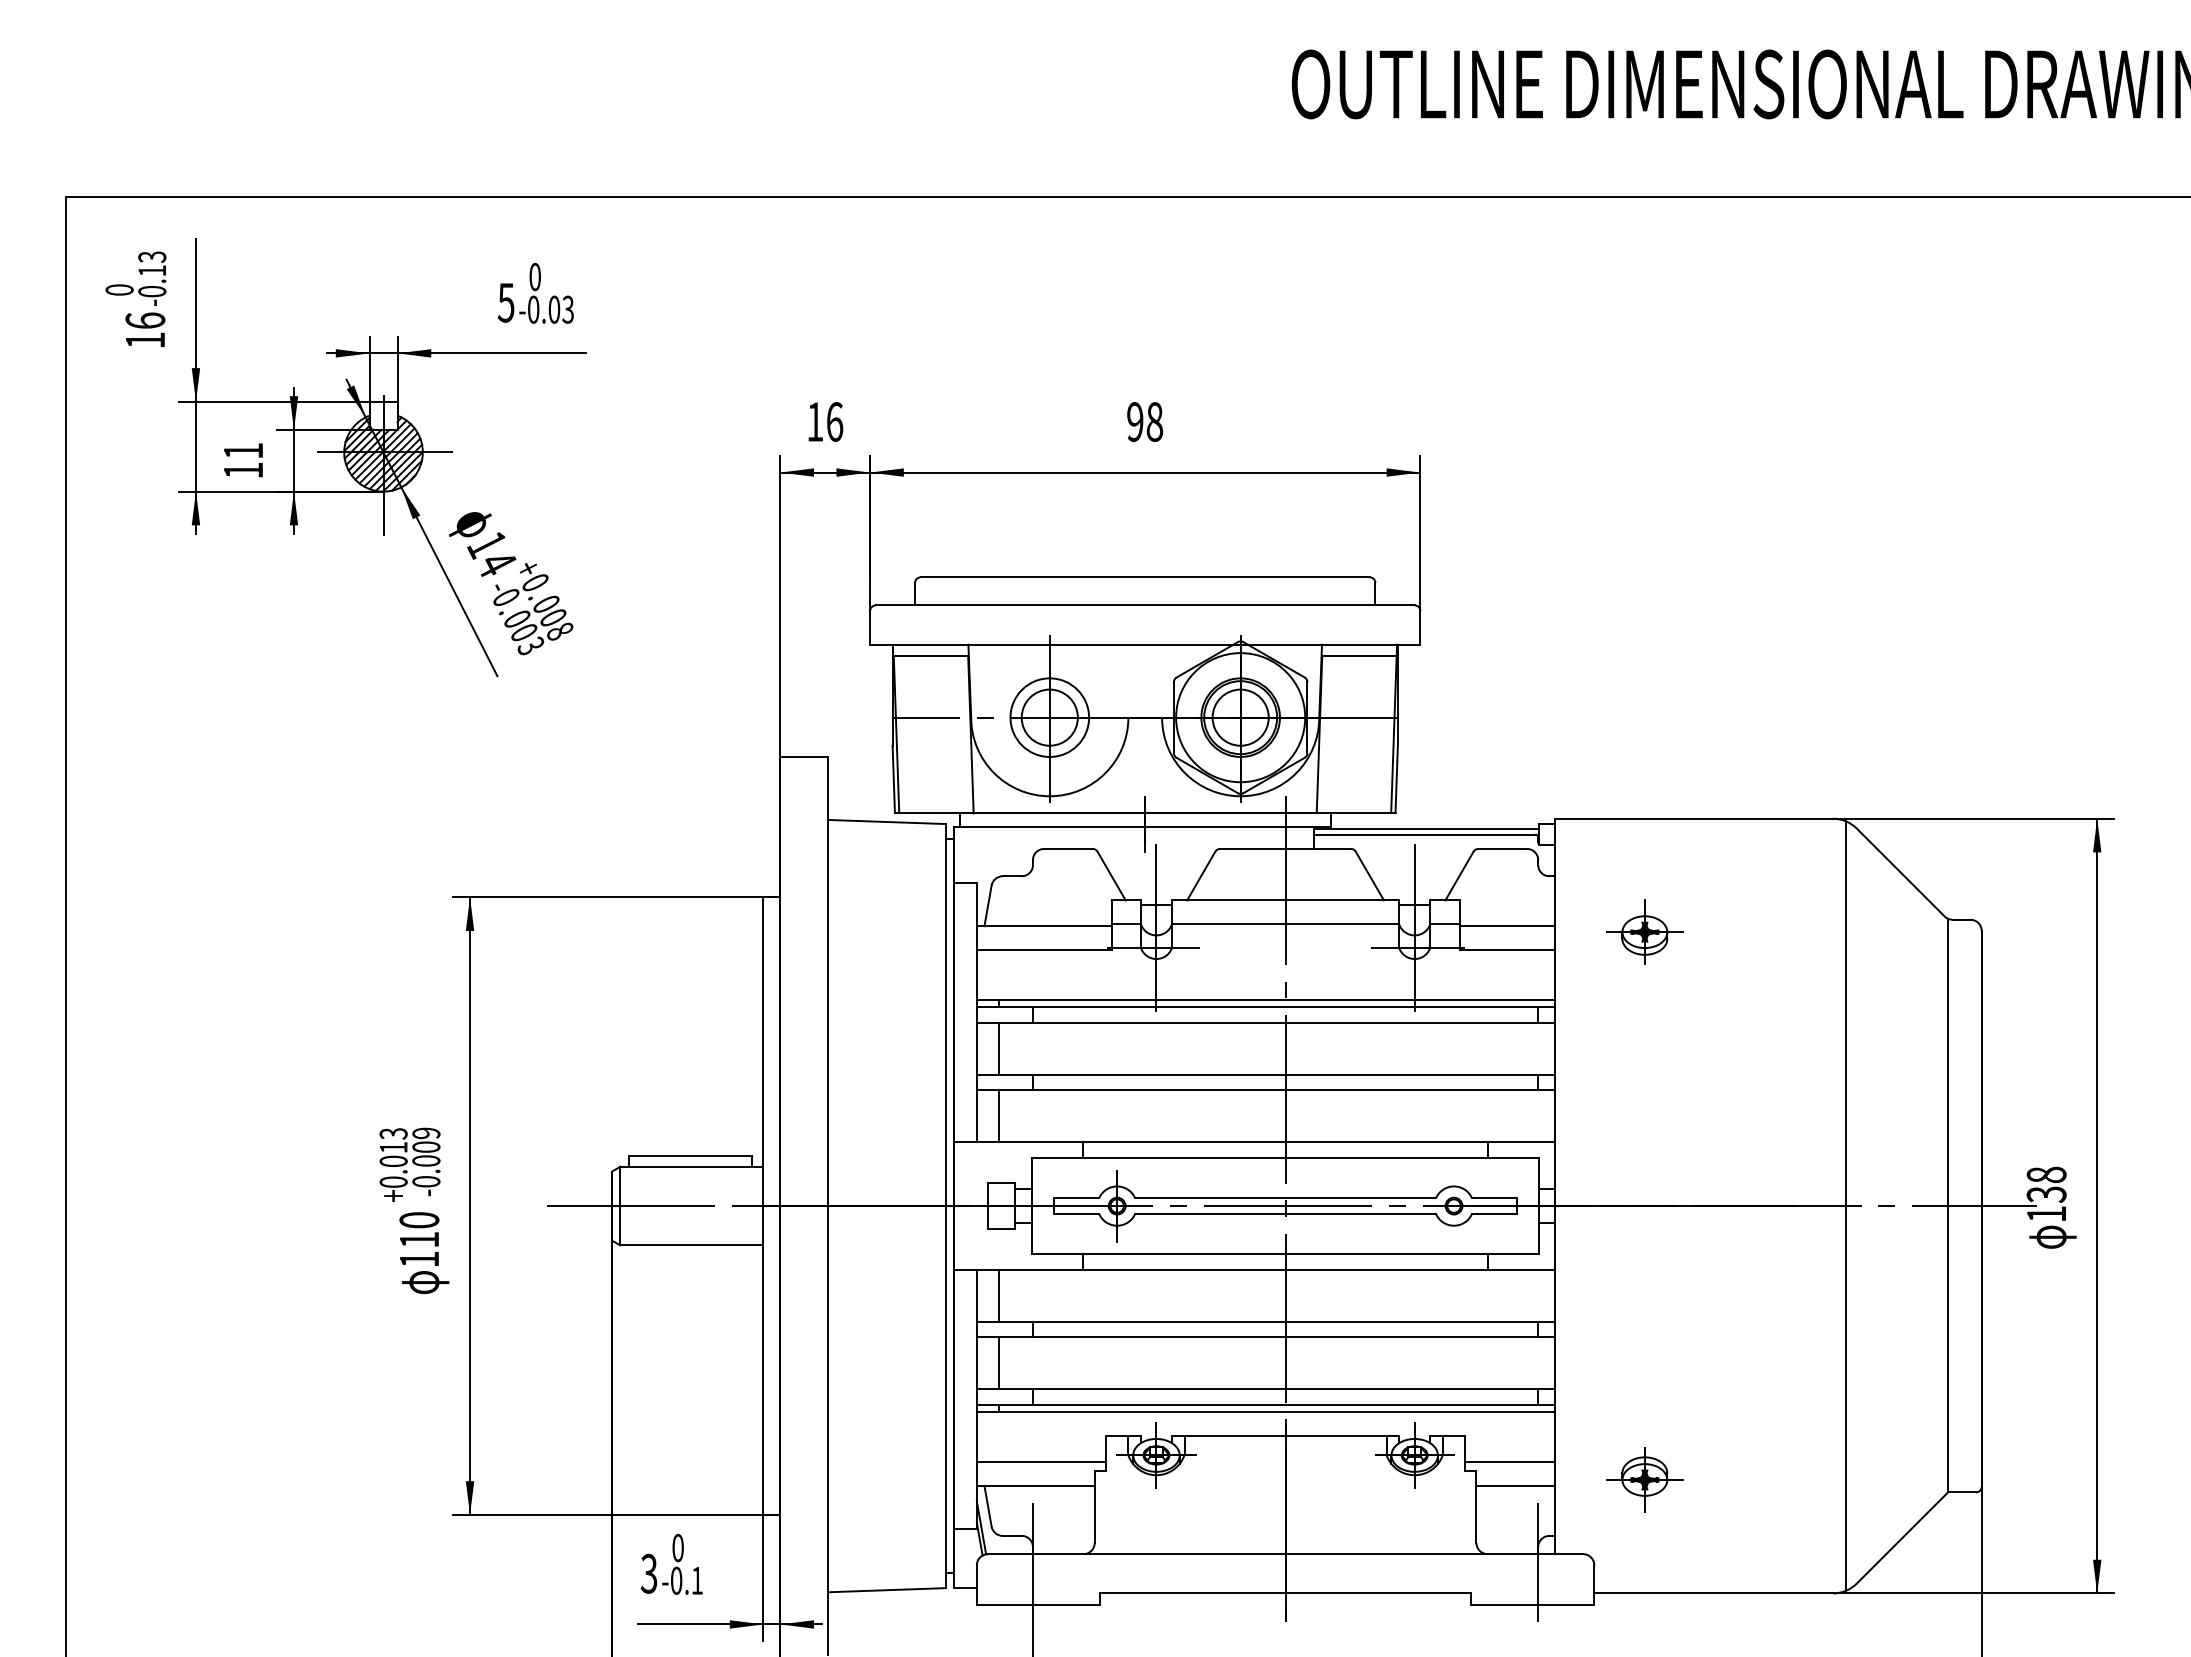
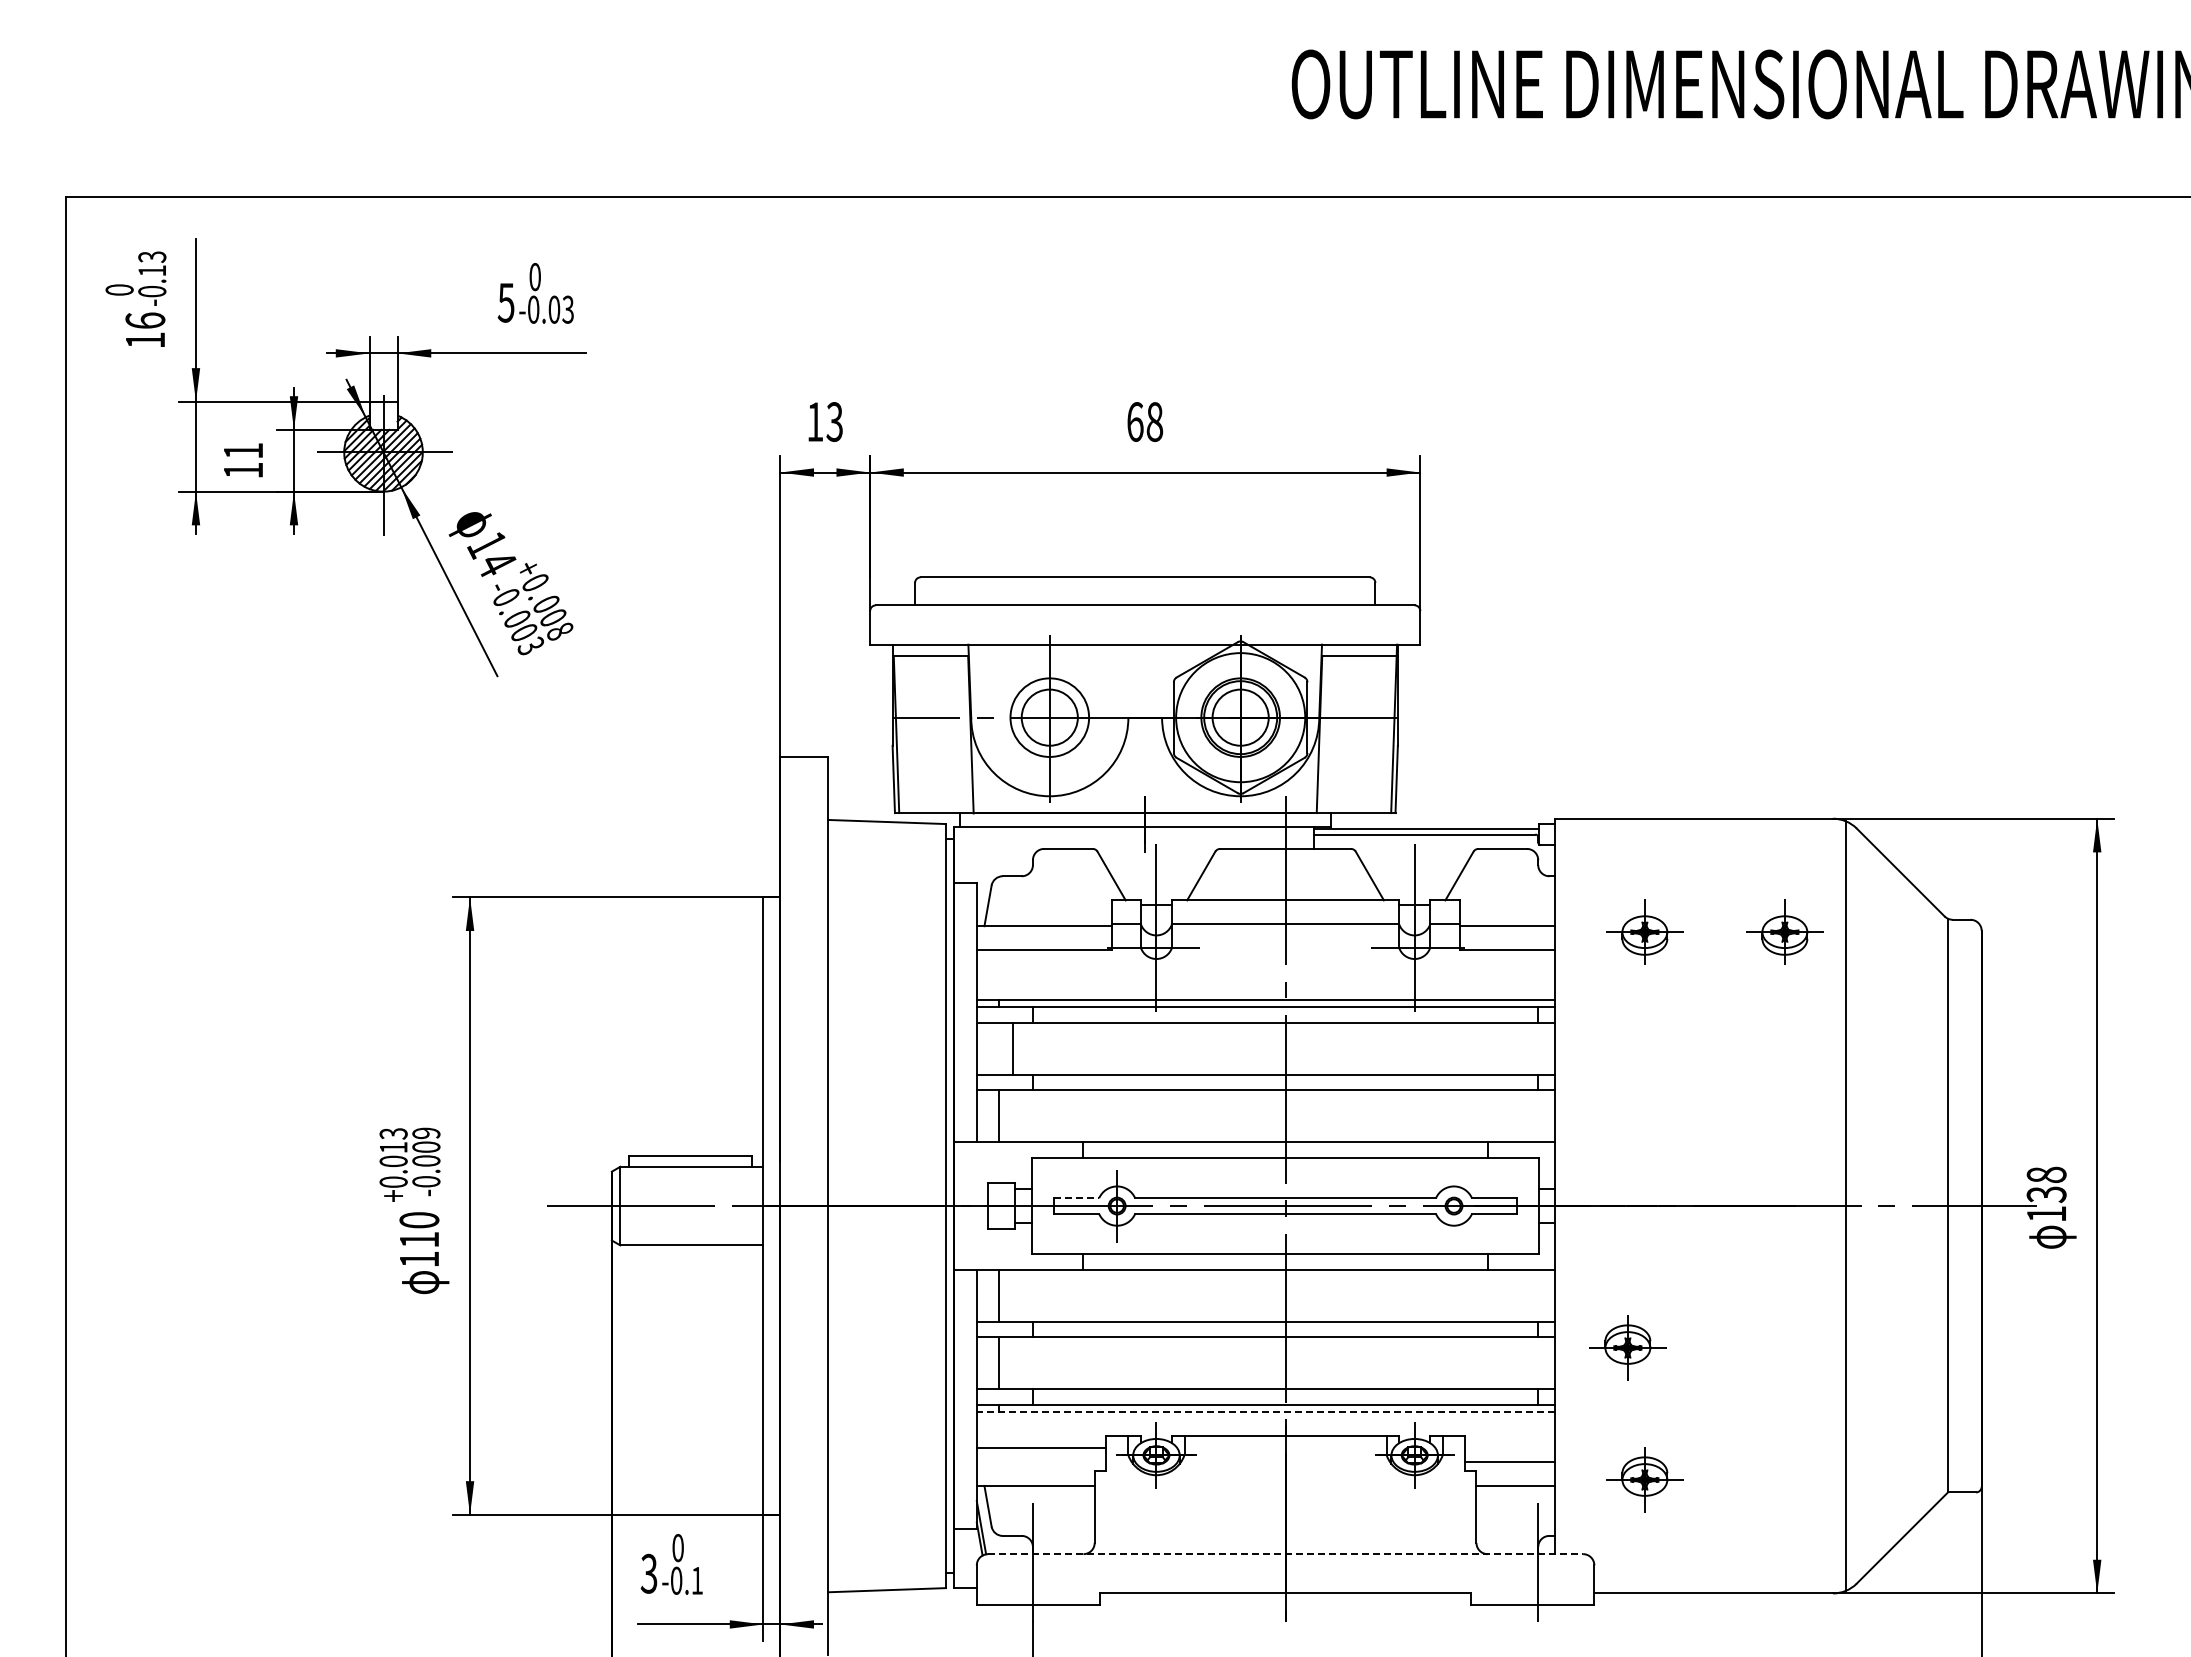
text: 16 -> 13 (834, 421)
text: 98 -> 68 (1135, 421)
part: none -> present (1784, 931)
line position: (999, 1048) -> (1013, 1048) (1013, 1048)
line: solid -> dashed (1077, 1198)
part: none -> present (1627, 1347)
line: solid -> dashed (1265, 1412)
line position: (1040, 1462) -> (1040, 1448) (1040, 1448)
line: solid -> dashed (1285, 1554)
